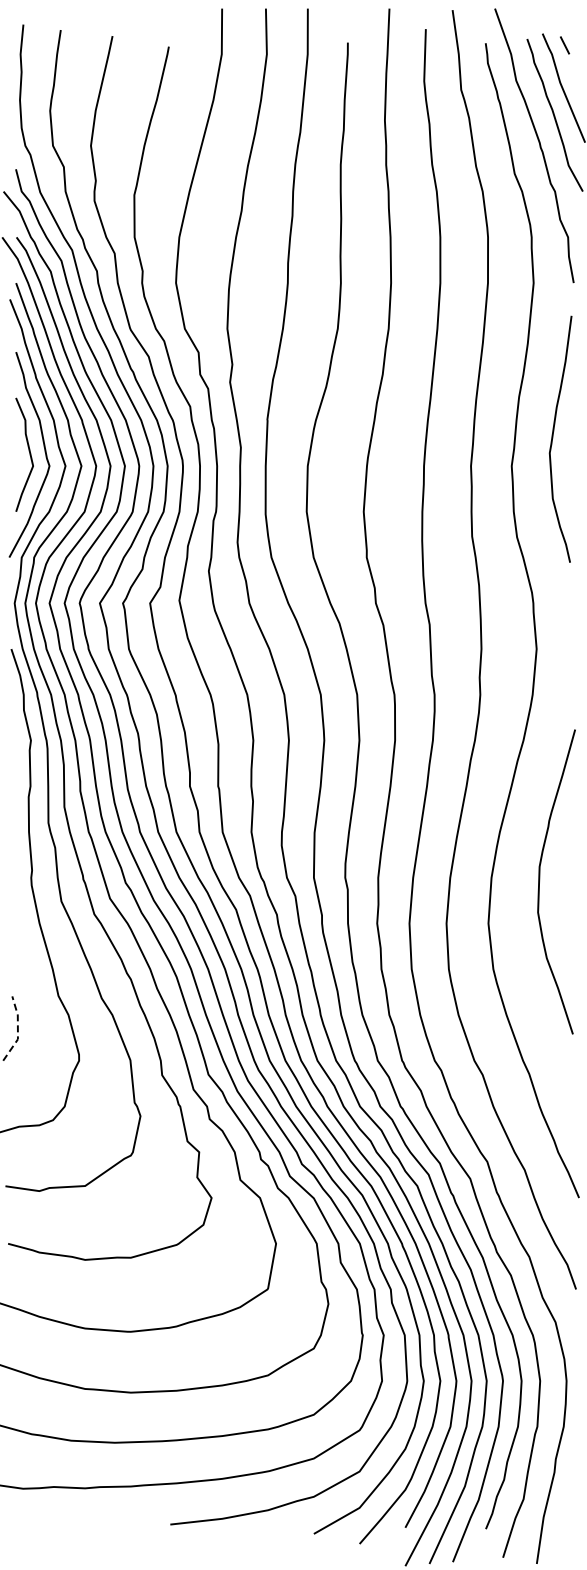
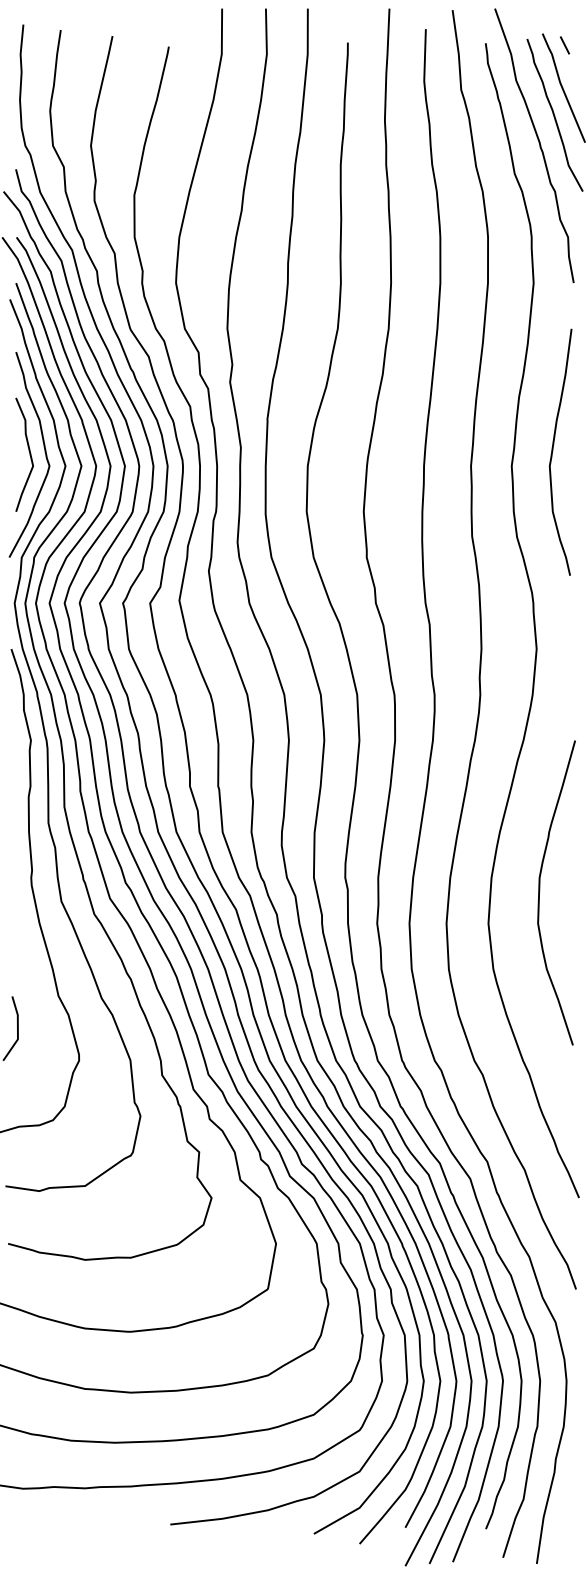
curve position: (553, 438) -> (553, 451) (553, 451)
curve position: (540, 880) -> (540, 891) (540, 891)
line: dashed -> solid (17, 1030)
